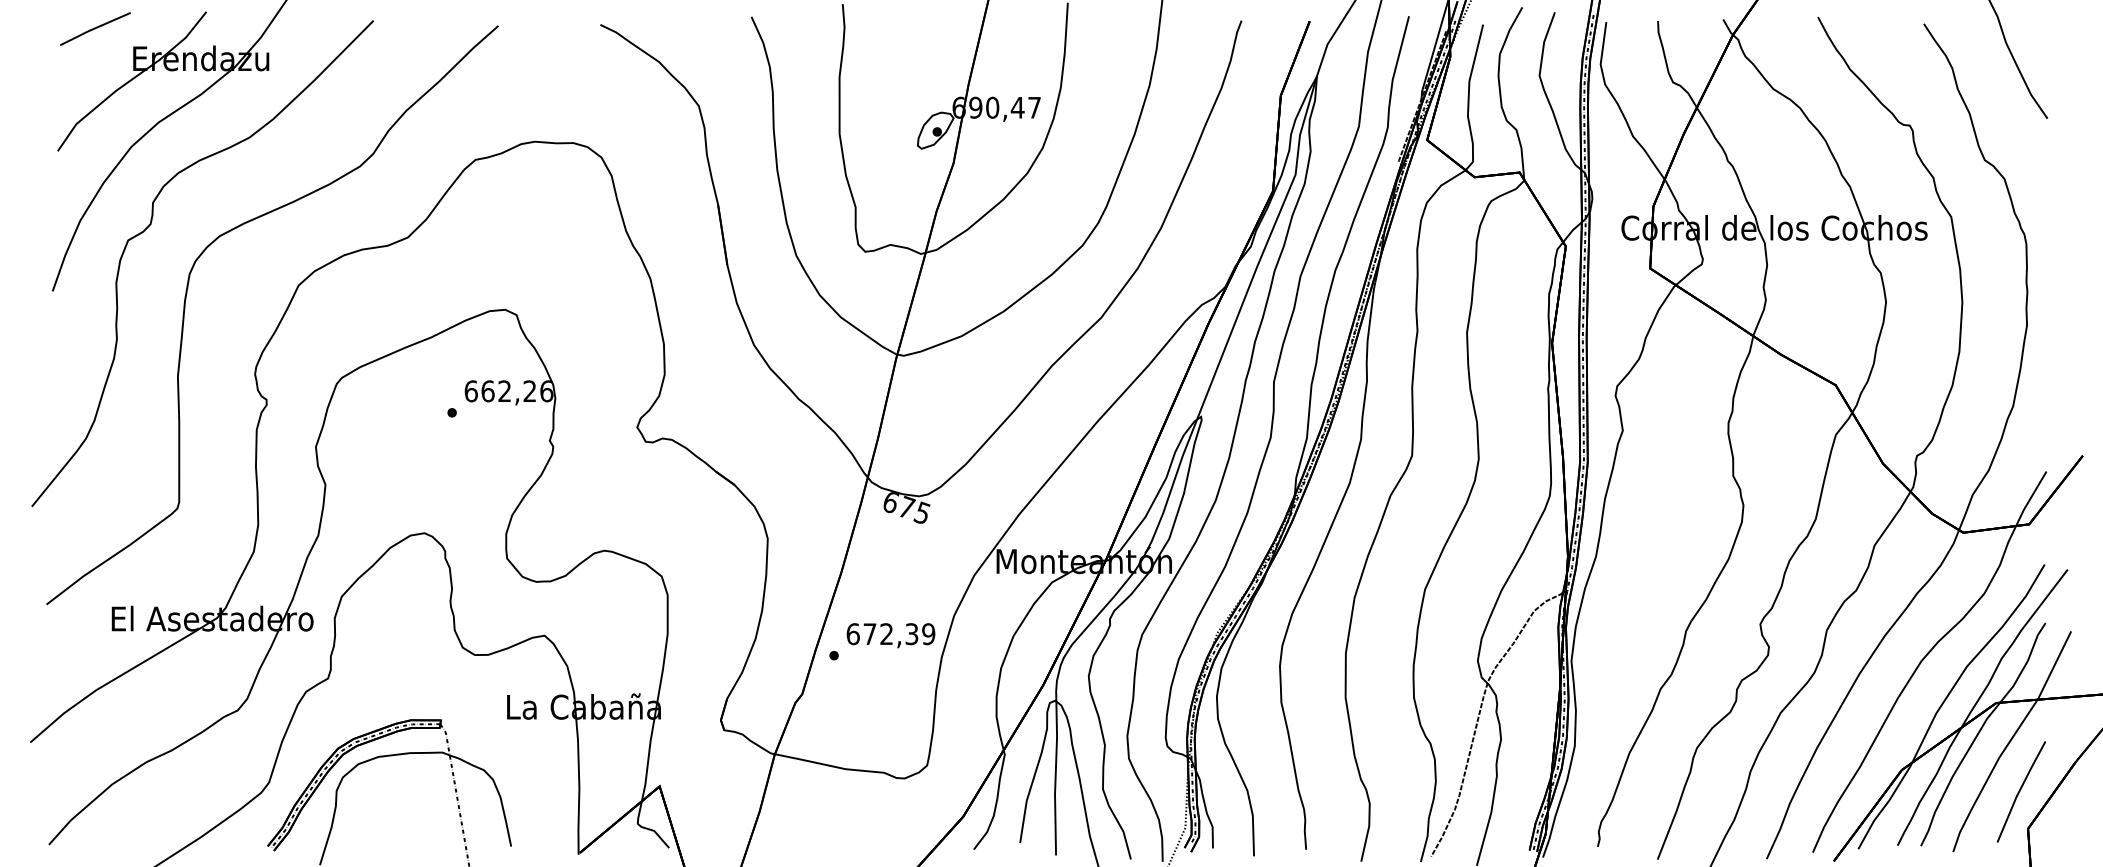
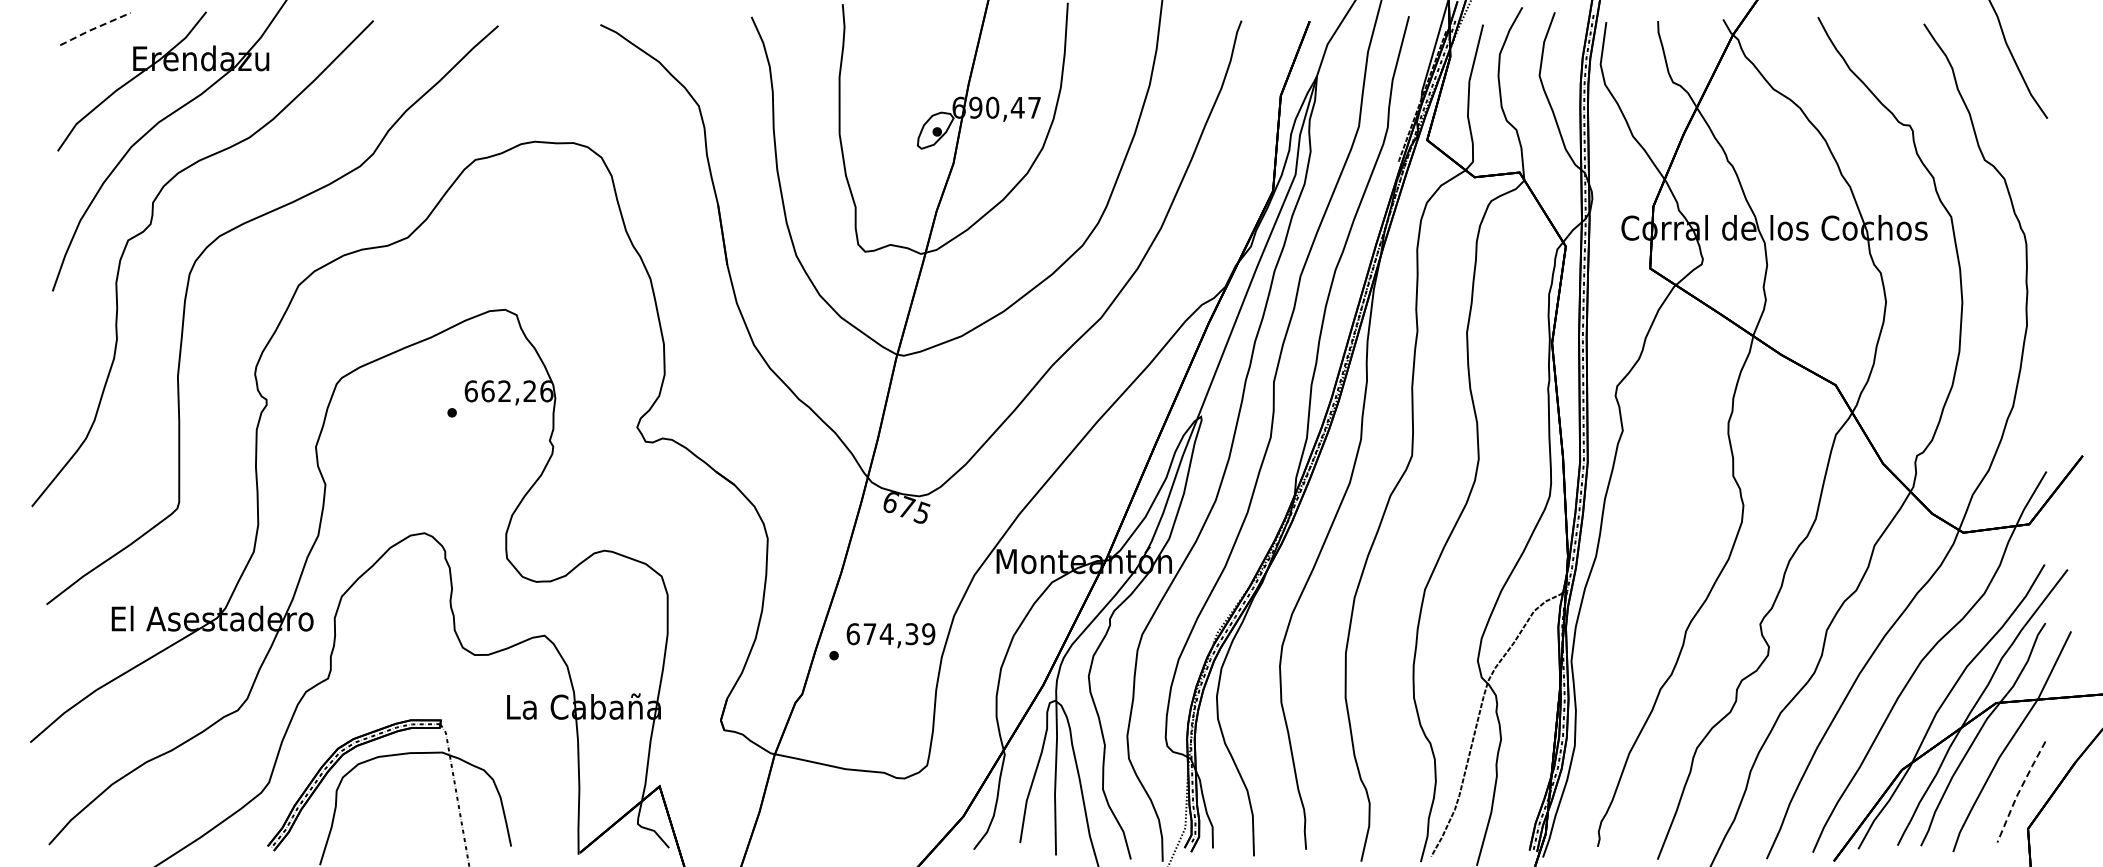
line: solid -> dashed (94, 28)
text: 672,39 -> 674,39 (886, 633)
line: solid -> dashed (2019, 790)
